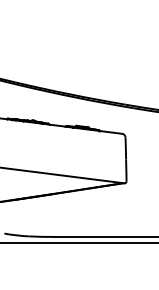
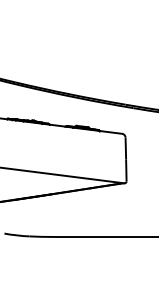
line: present -> none (78, 242)
